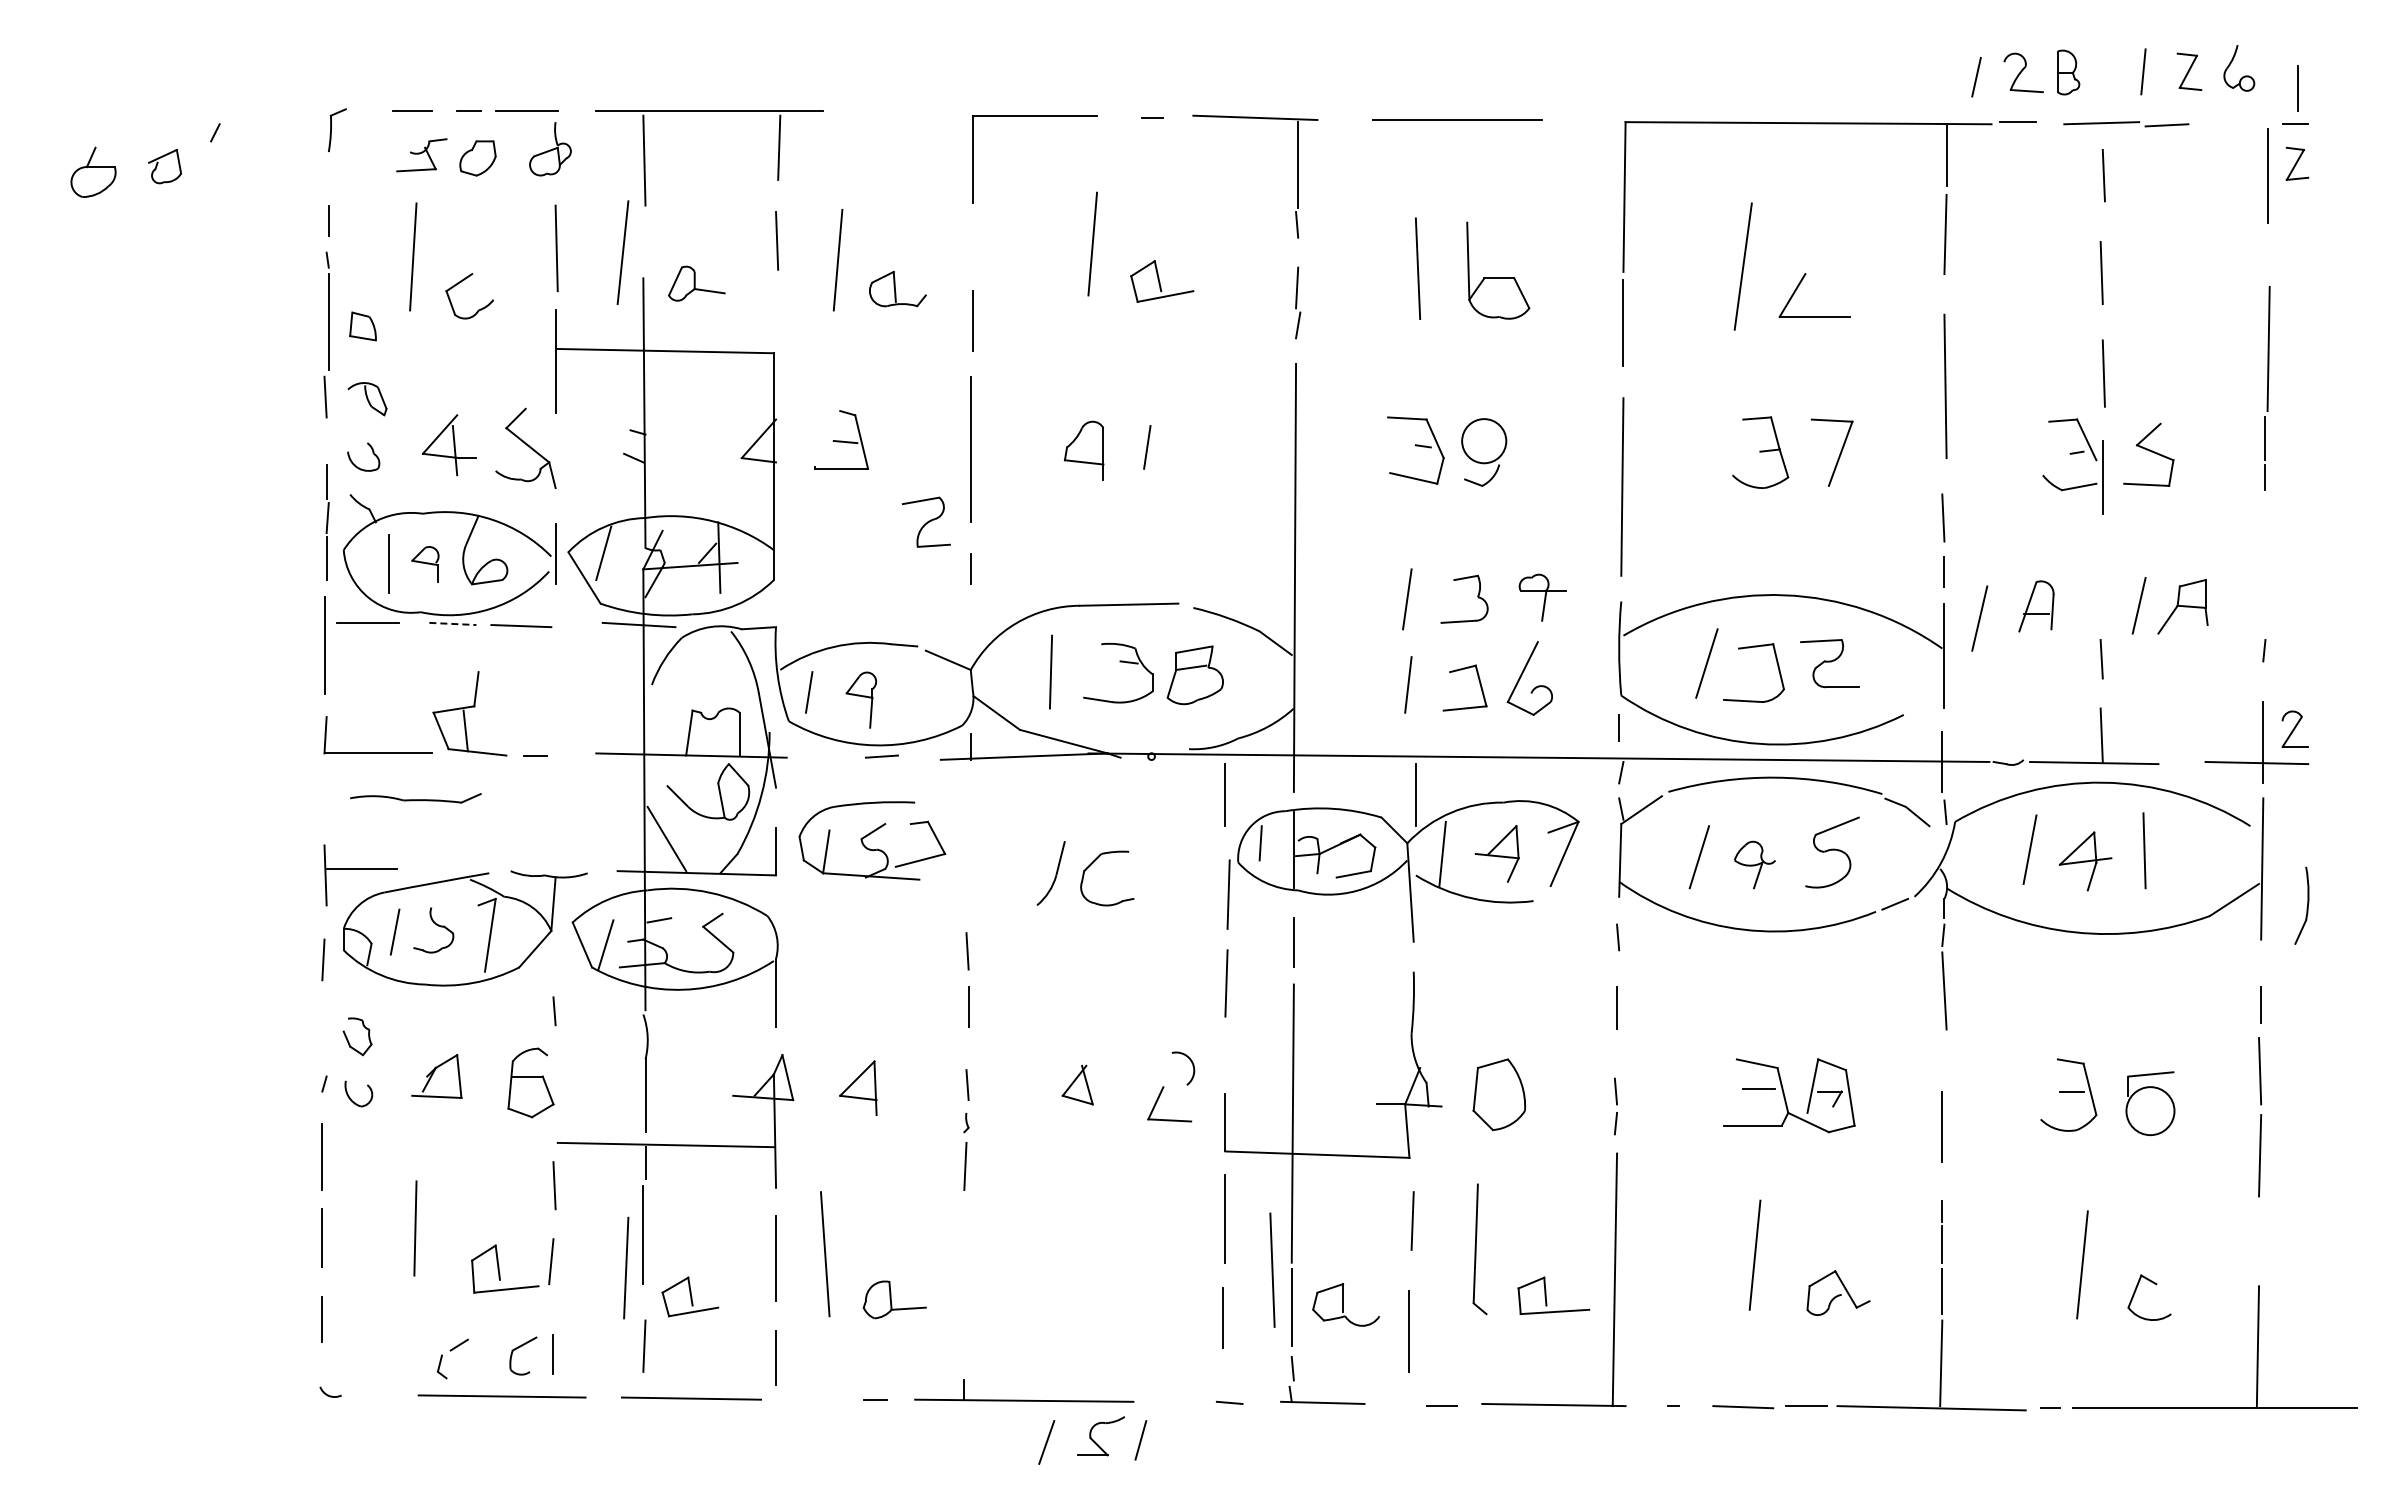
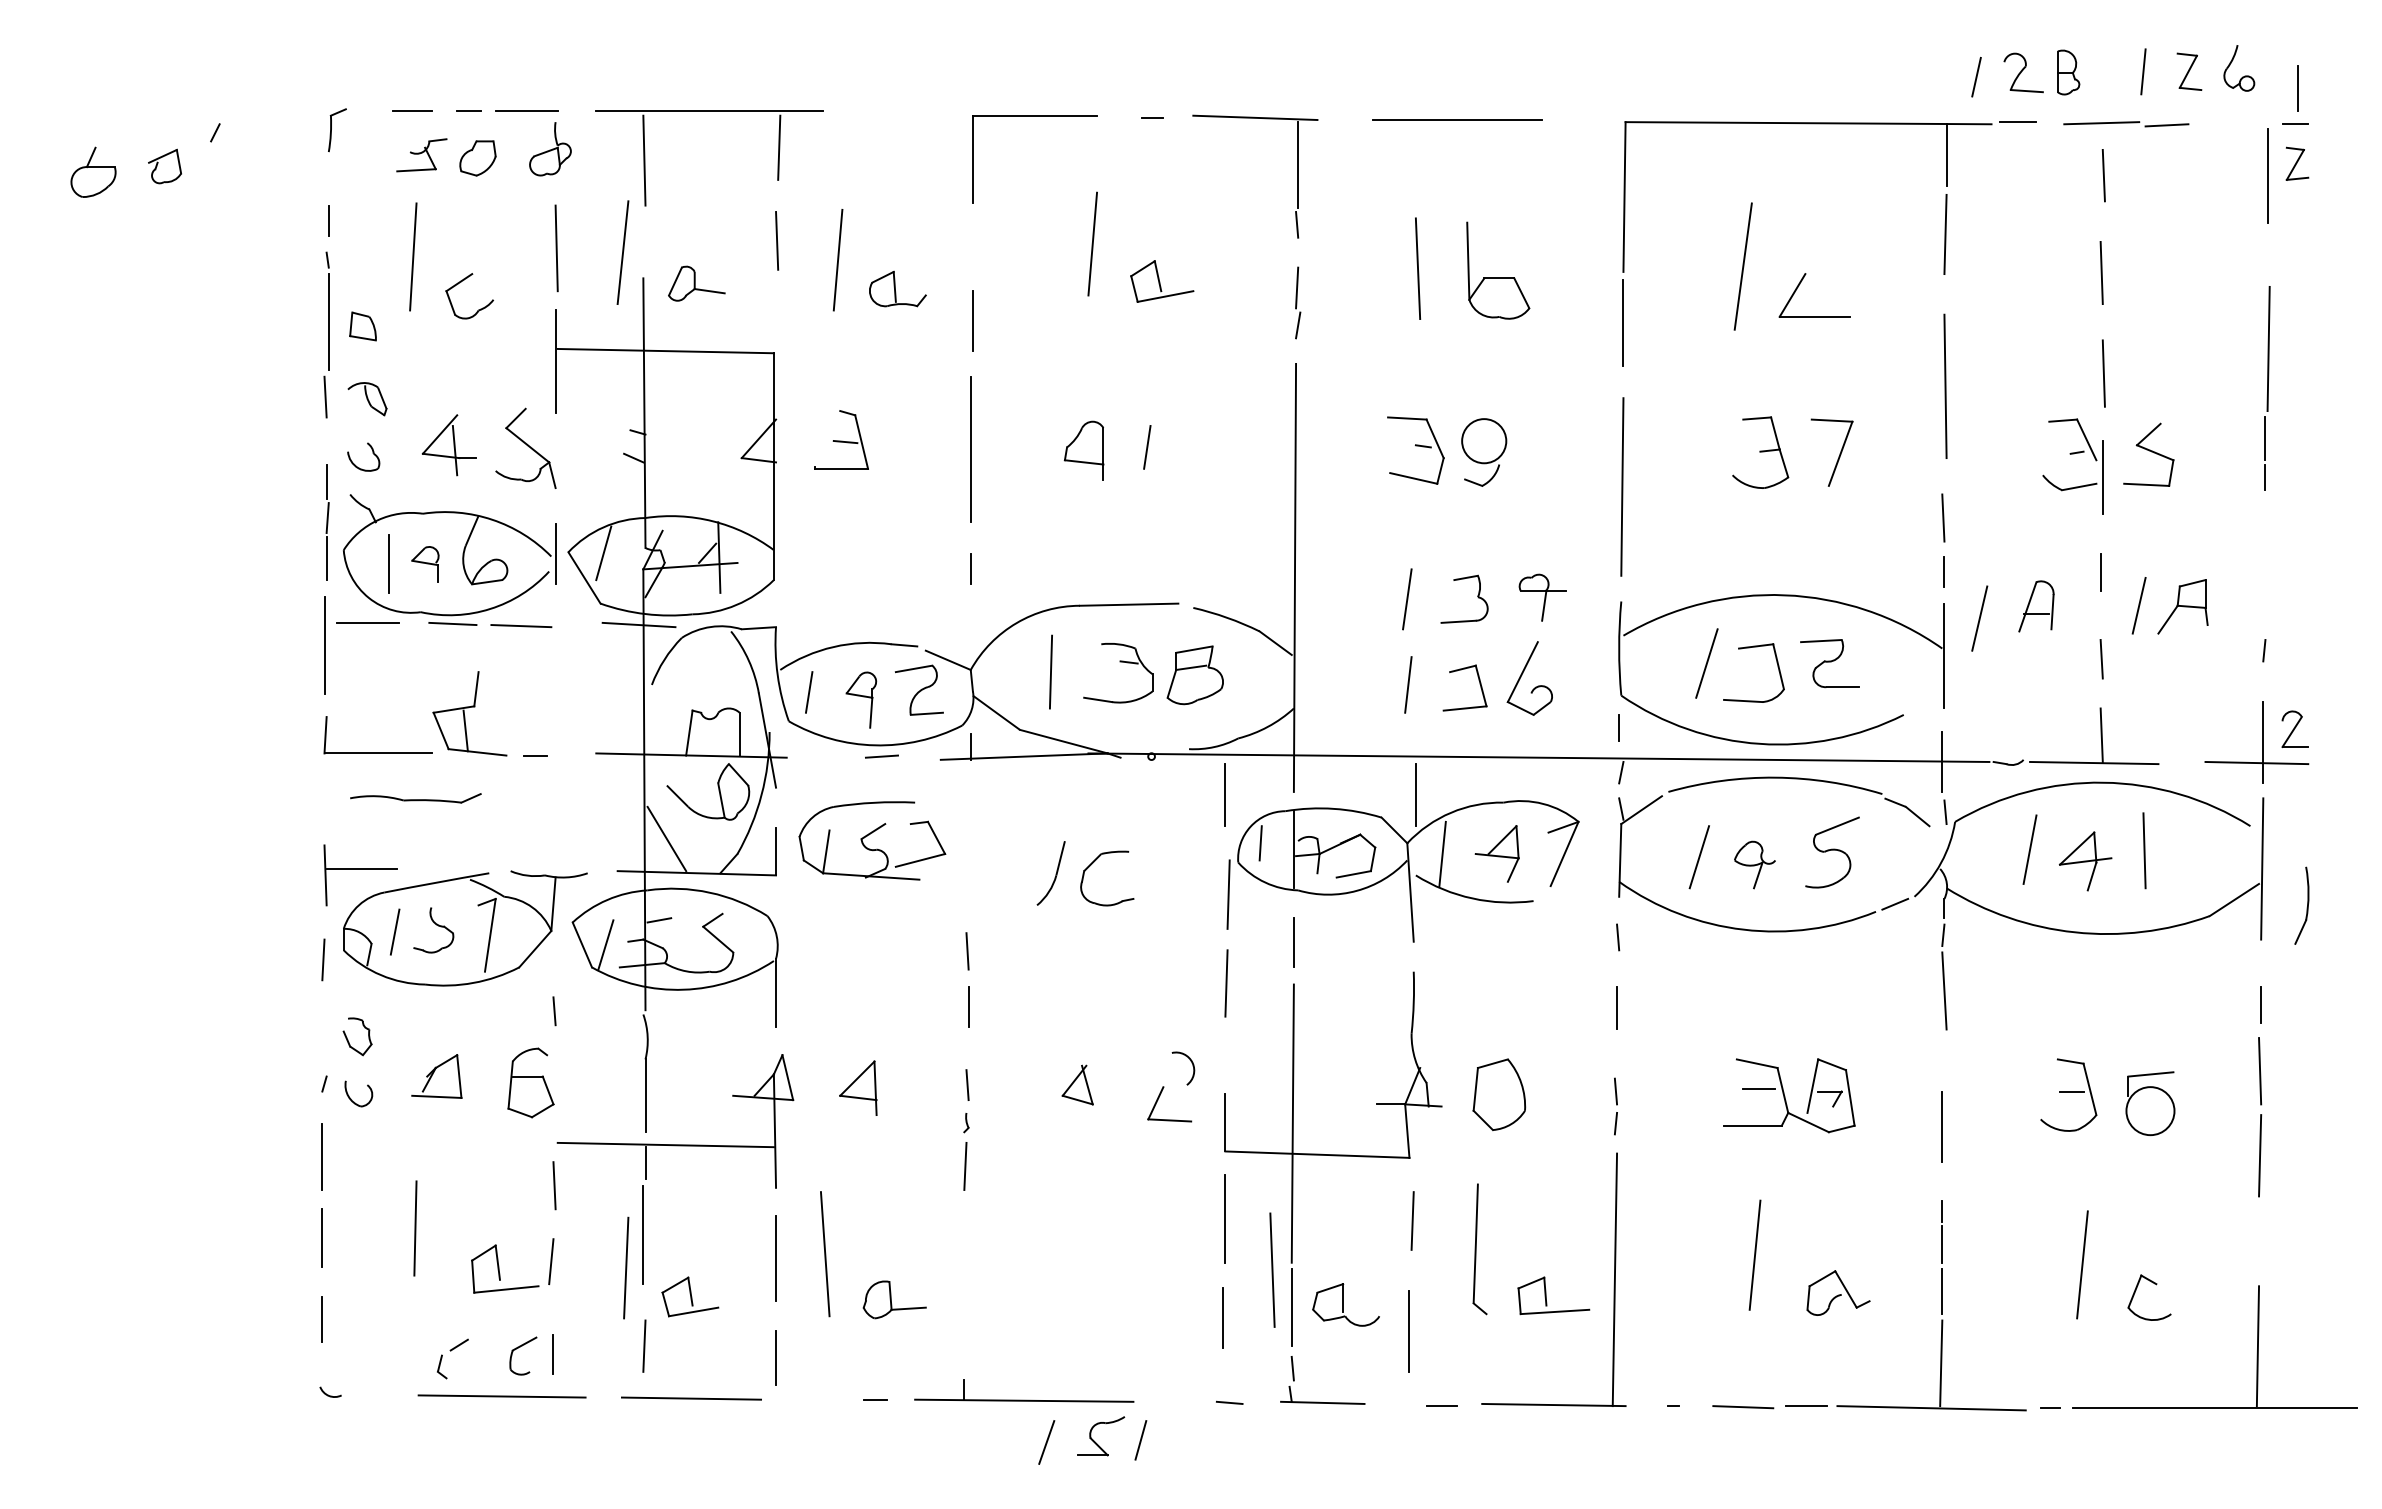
part position: (925, 521) -> (918, 689) (918, 689)
line: none -> present (2100, 572)
line: dashed -> solid (452, 623)
